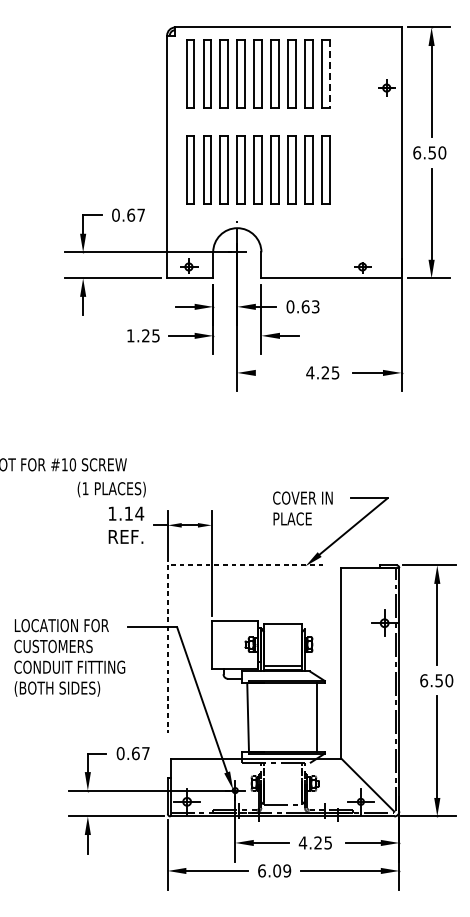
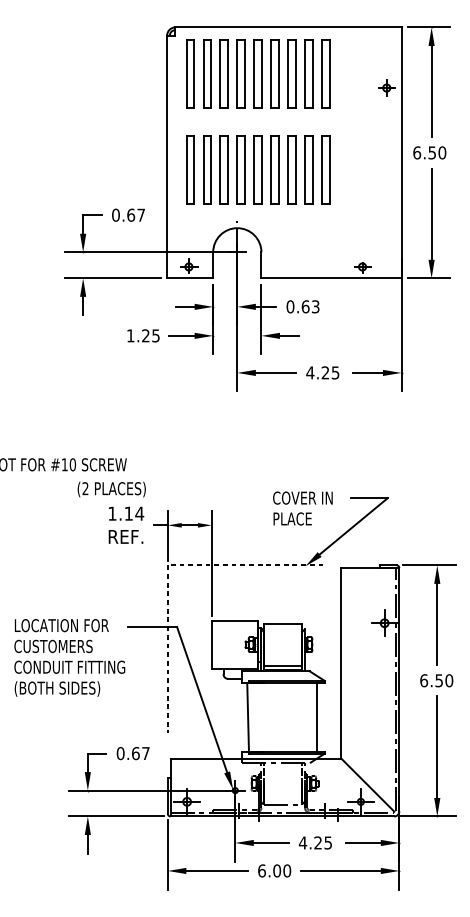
line: dashed -> solid (329, 73)
line: none -> present (275, 372)
text: (1 -> (2 (85, 488)
text: 6.09 -> 6.00 (287, 870)
